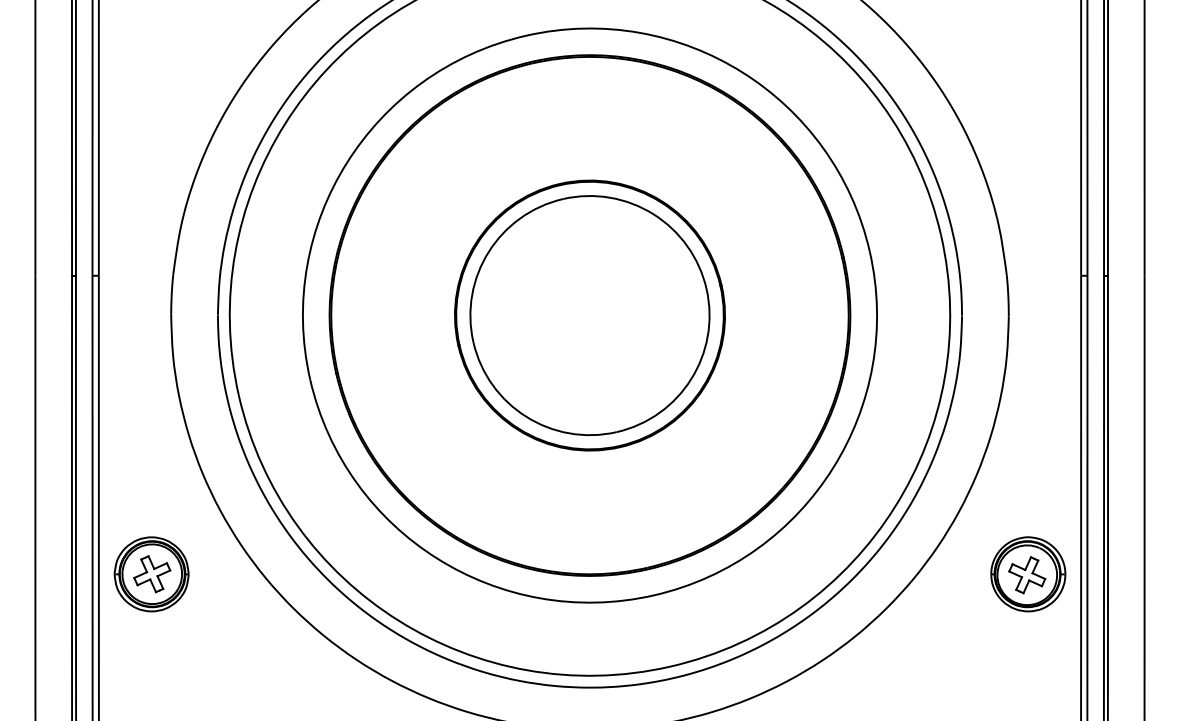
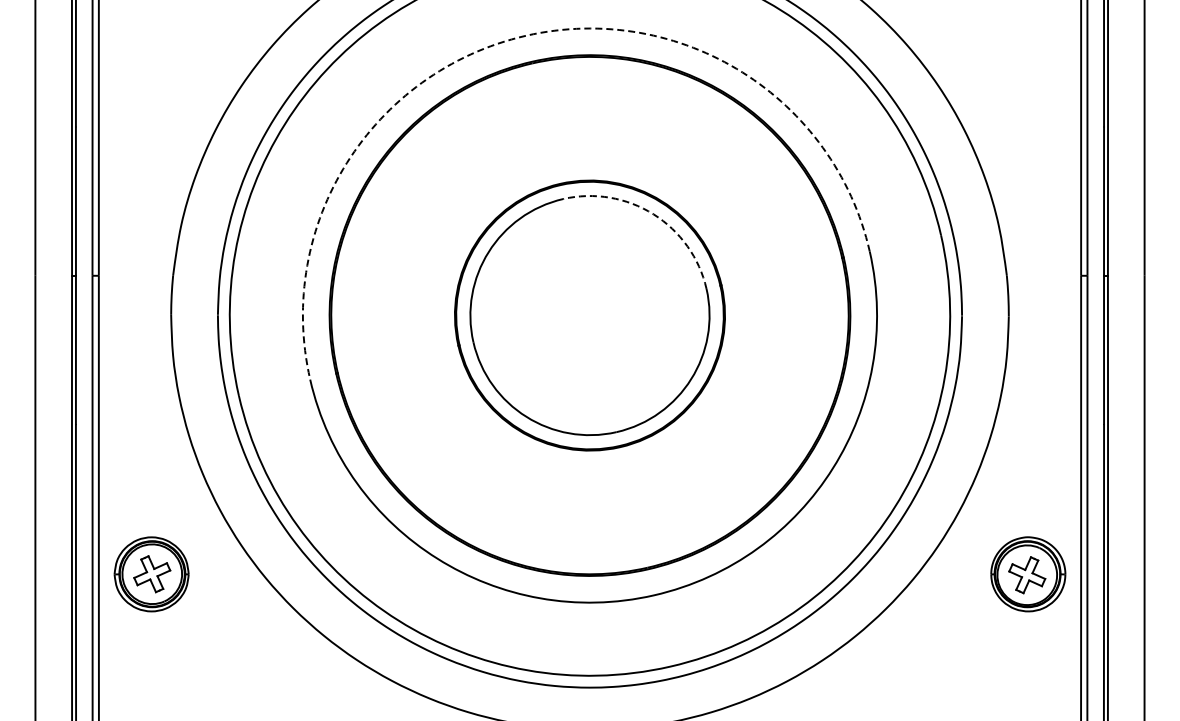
arc: solid -> dashed (525, 35)
arc: solid -> dashed (653, 214)
